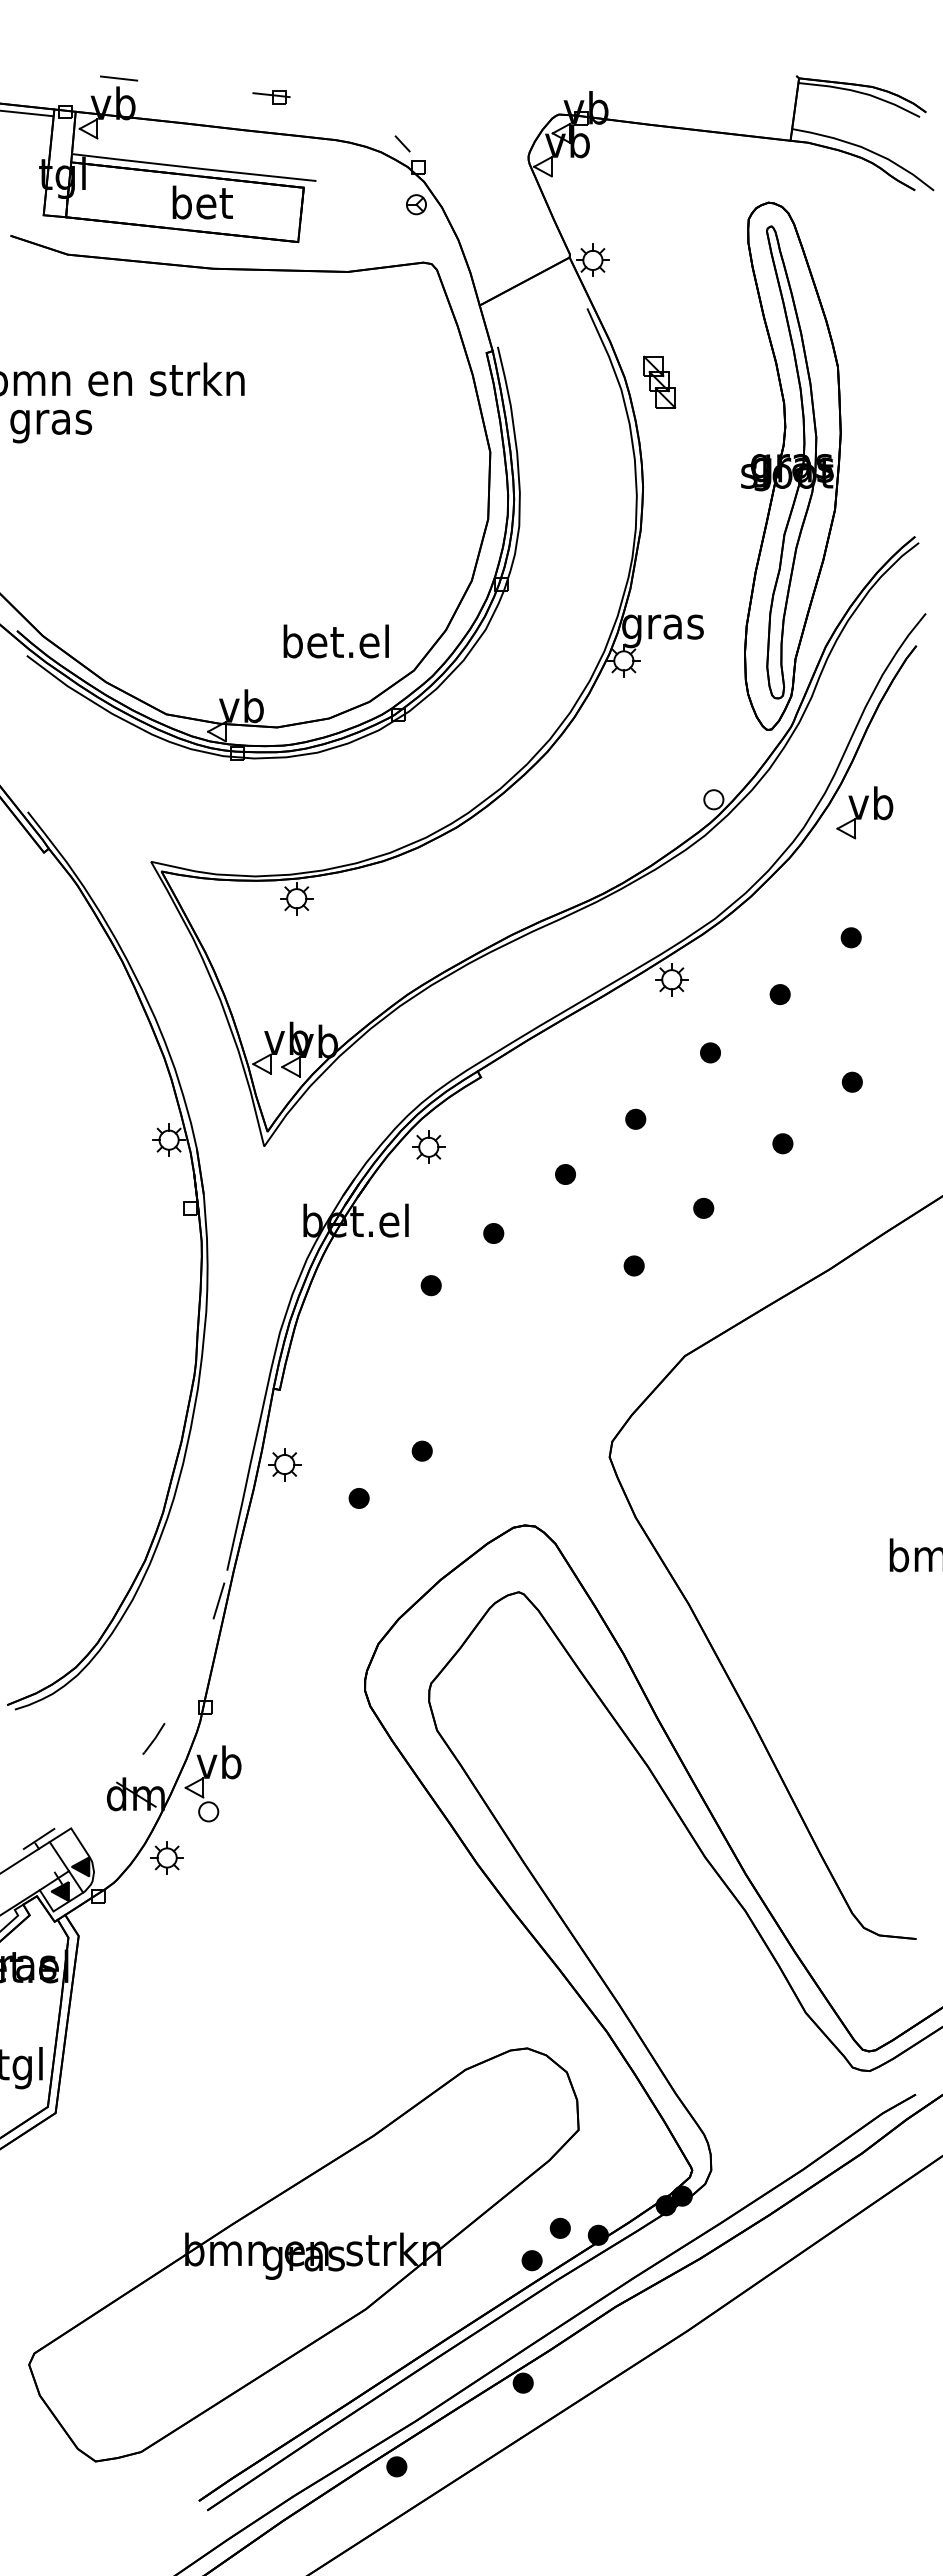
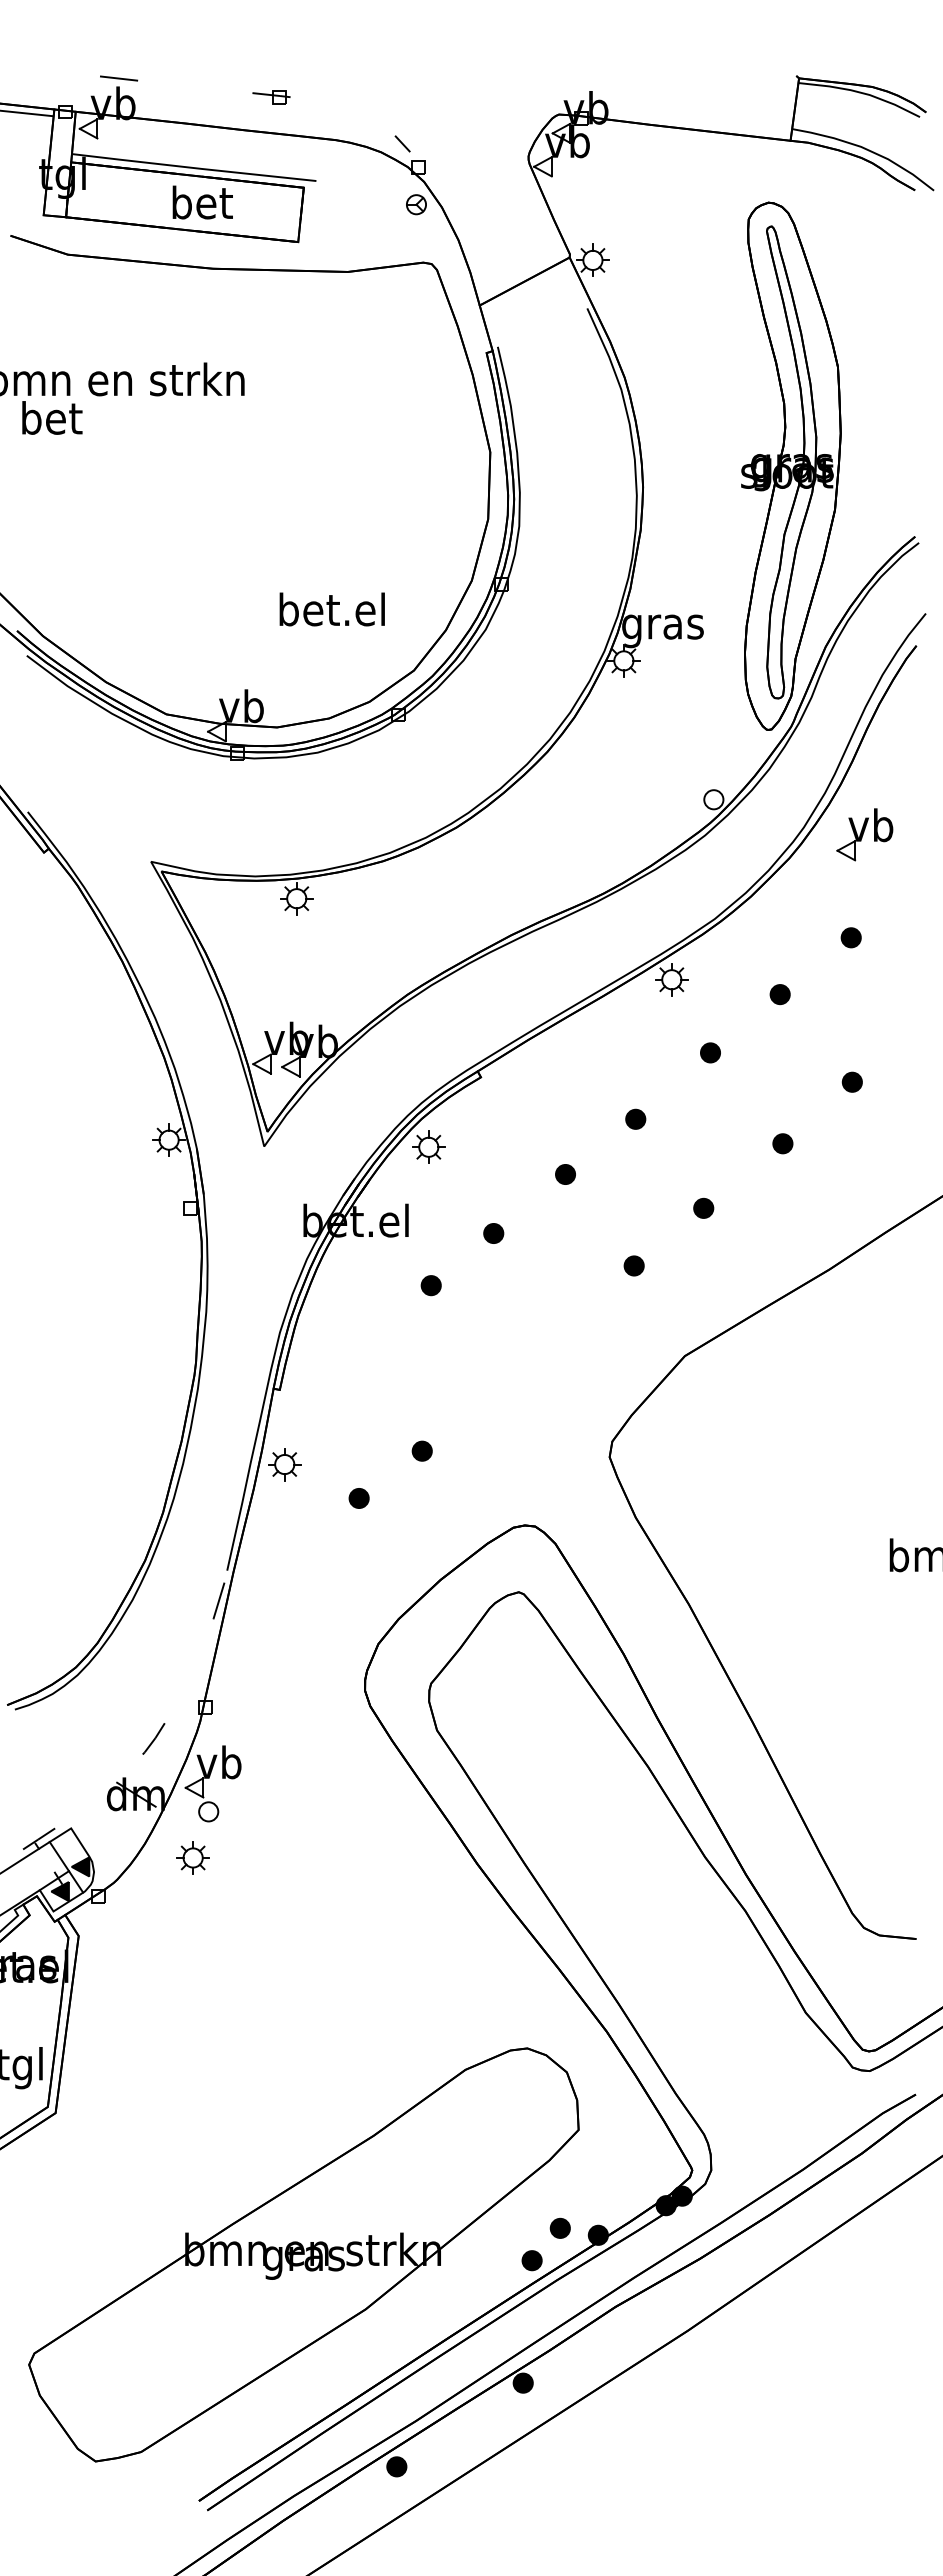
part: present -> none (659, 381)
text: gras -> bet (51, 422)
text position: (335, 641) -> (331, 609) (331, 609)
part position: (864, 812) -> (864, 834) (864, 834)
part position: (166, 1857) -> (192, 1857) (192, 1857)
